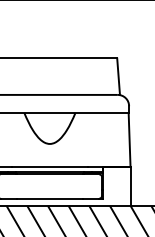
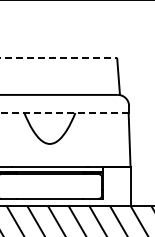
line: solid -> dashed (59, 57)
line: solid -> dashed (64, 112)
